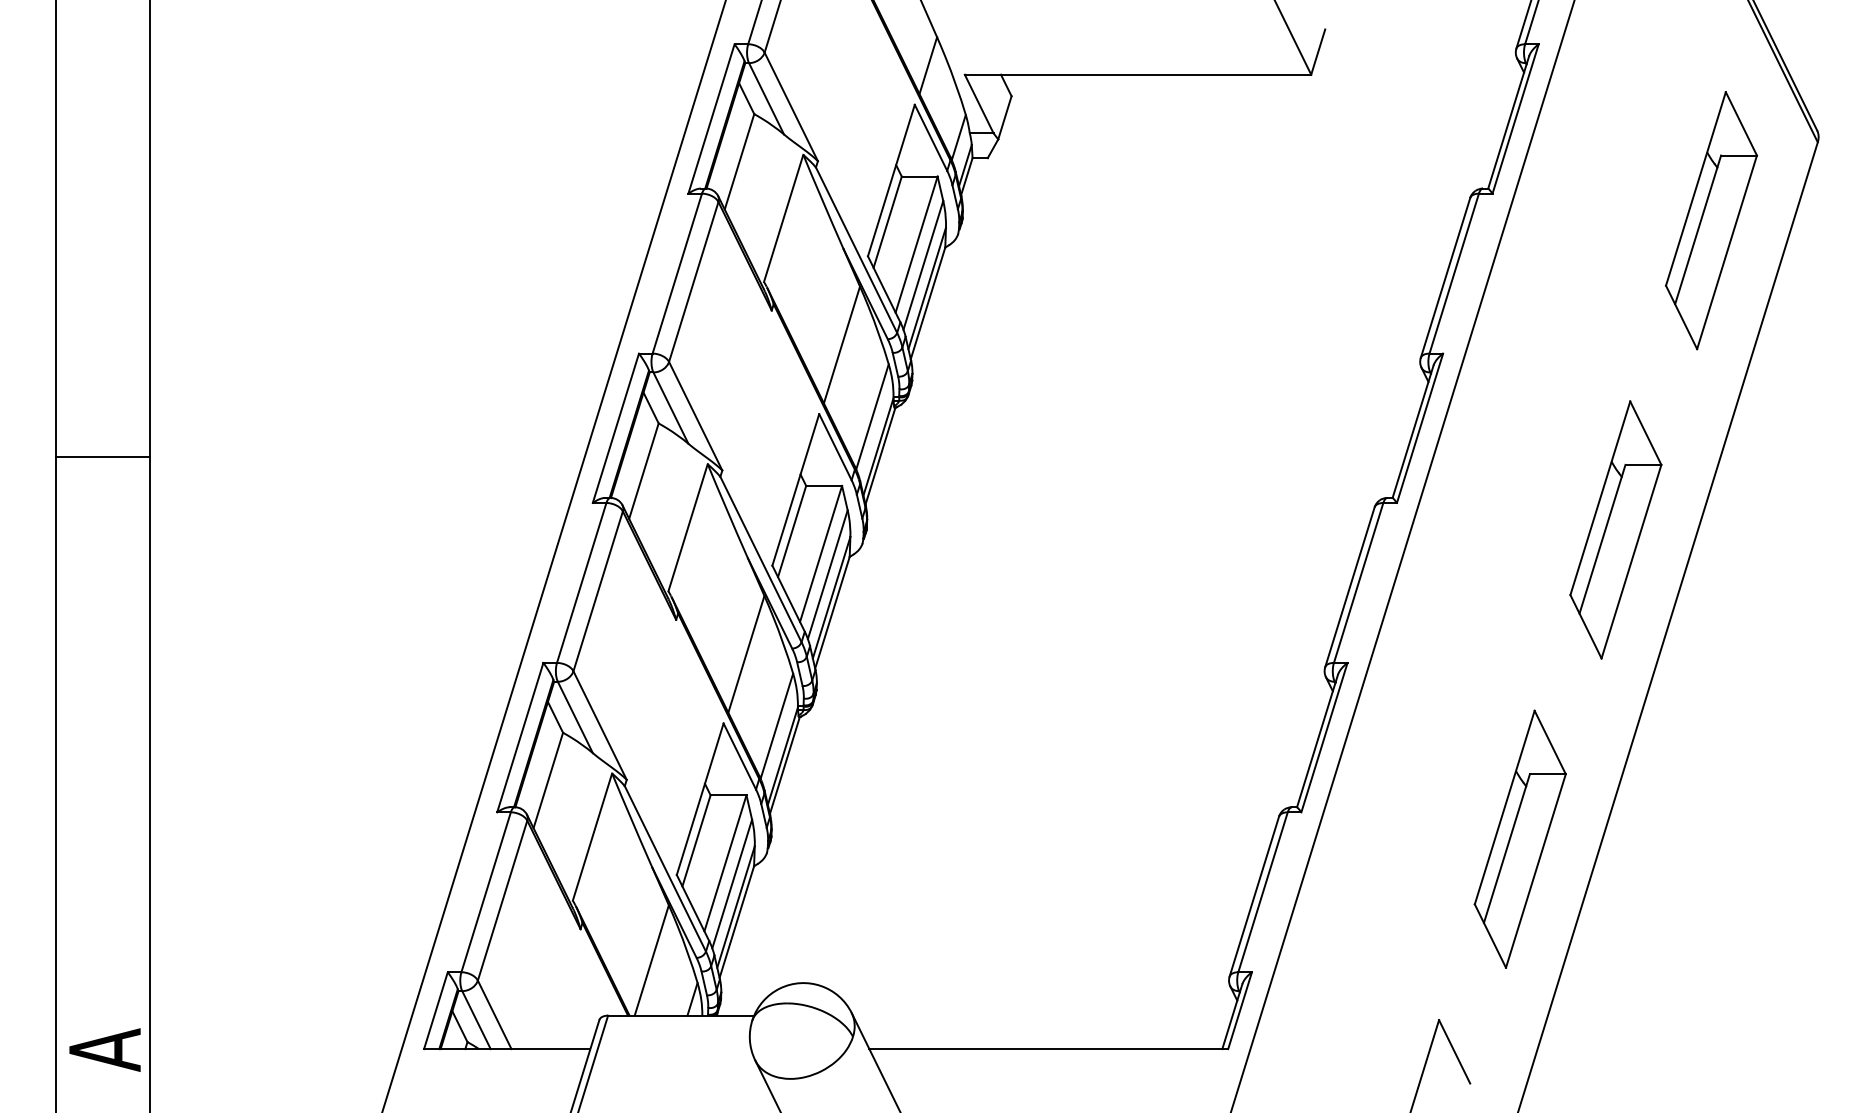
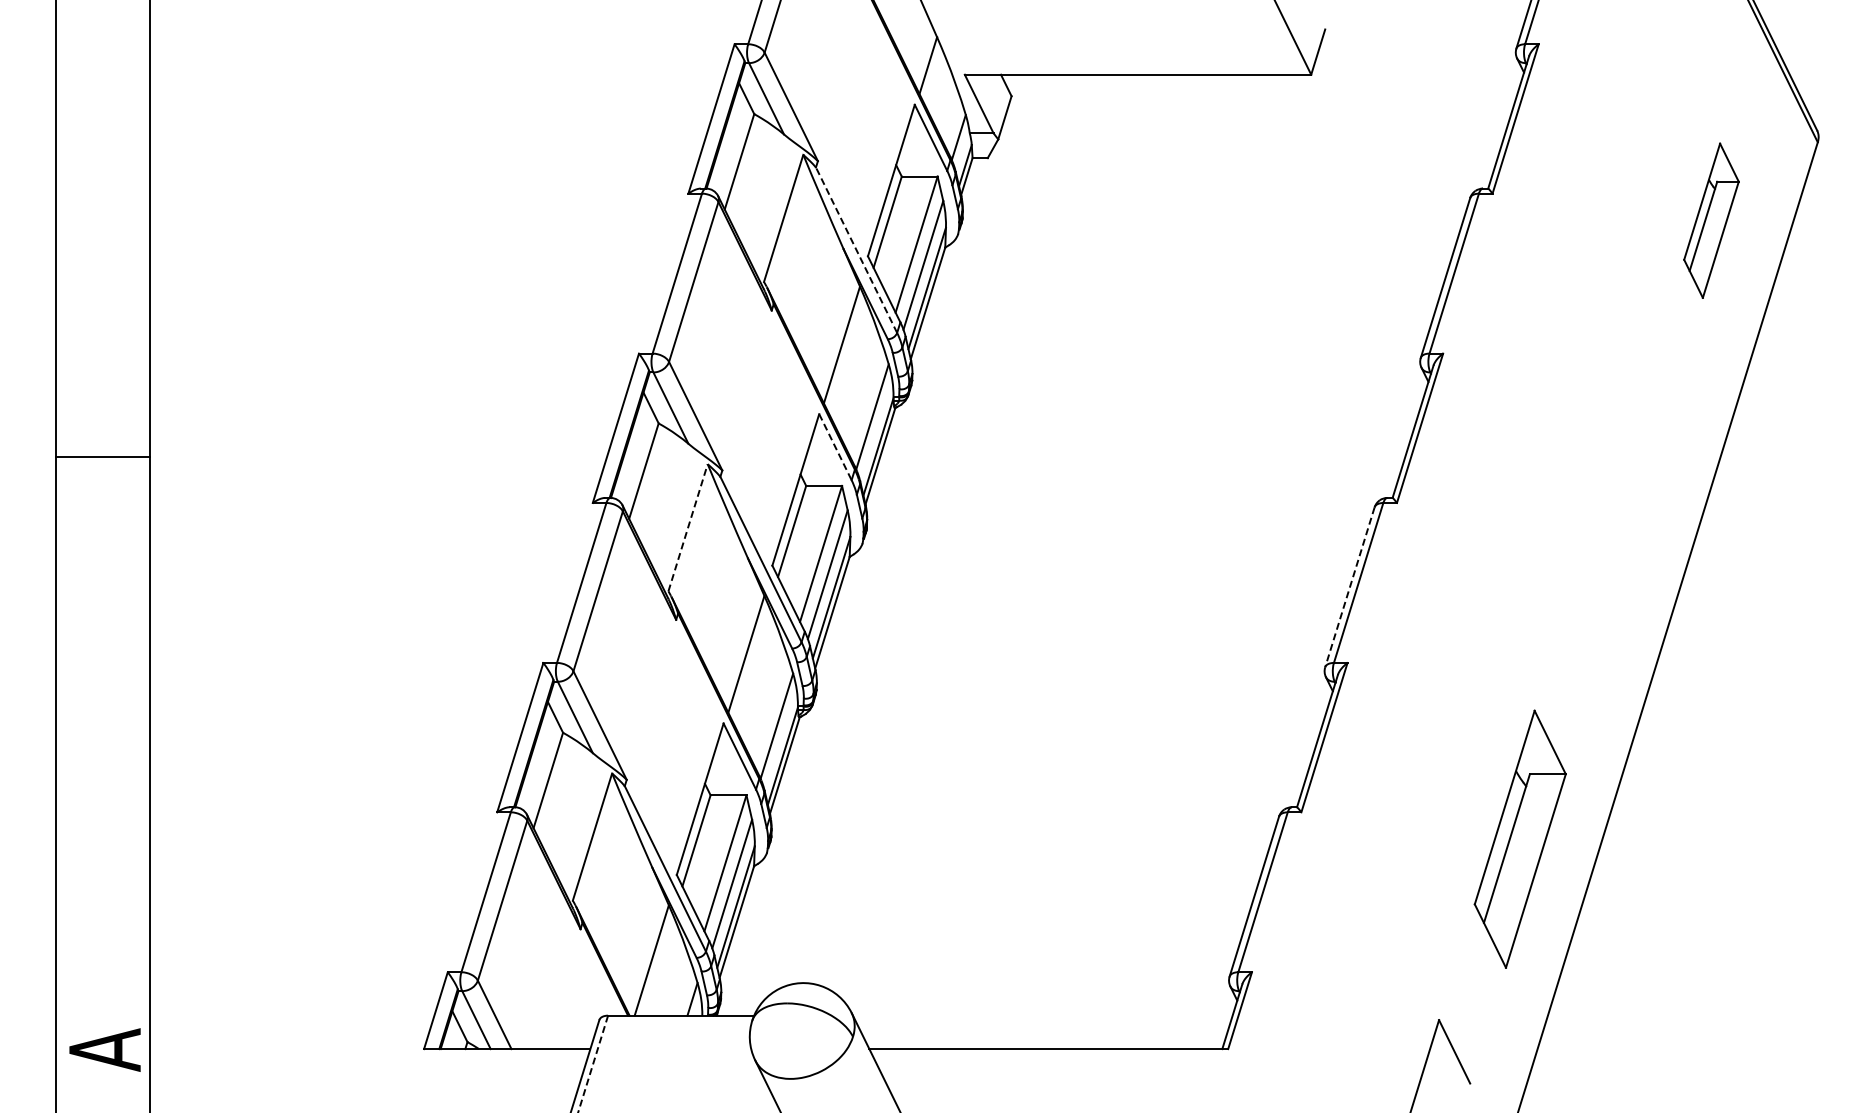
part size: 93x260 px -> 57x157 px (1711, 220)
line: solid -> dashed (856, 249)
line: solid -> dashed (835, 447)
line: solid -> dashed (688, 527)
part: present -> none (1615, 529)
line: present -> none (554, 555)
line: present -> none (1402, 555)
line: solid -> dashed (1349, 587)
line: solid -> dashed (593, 1064)
